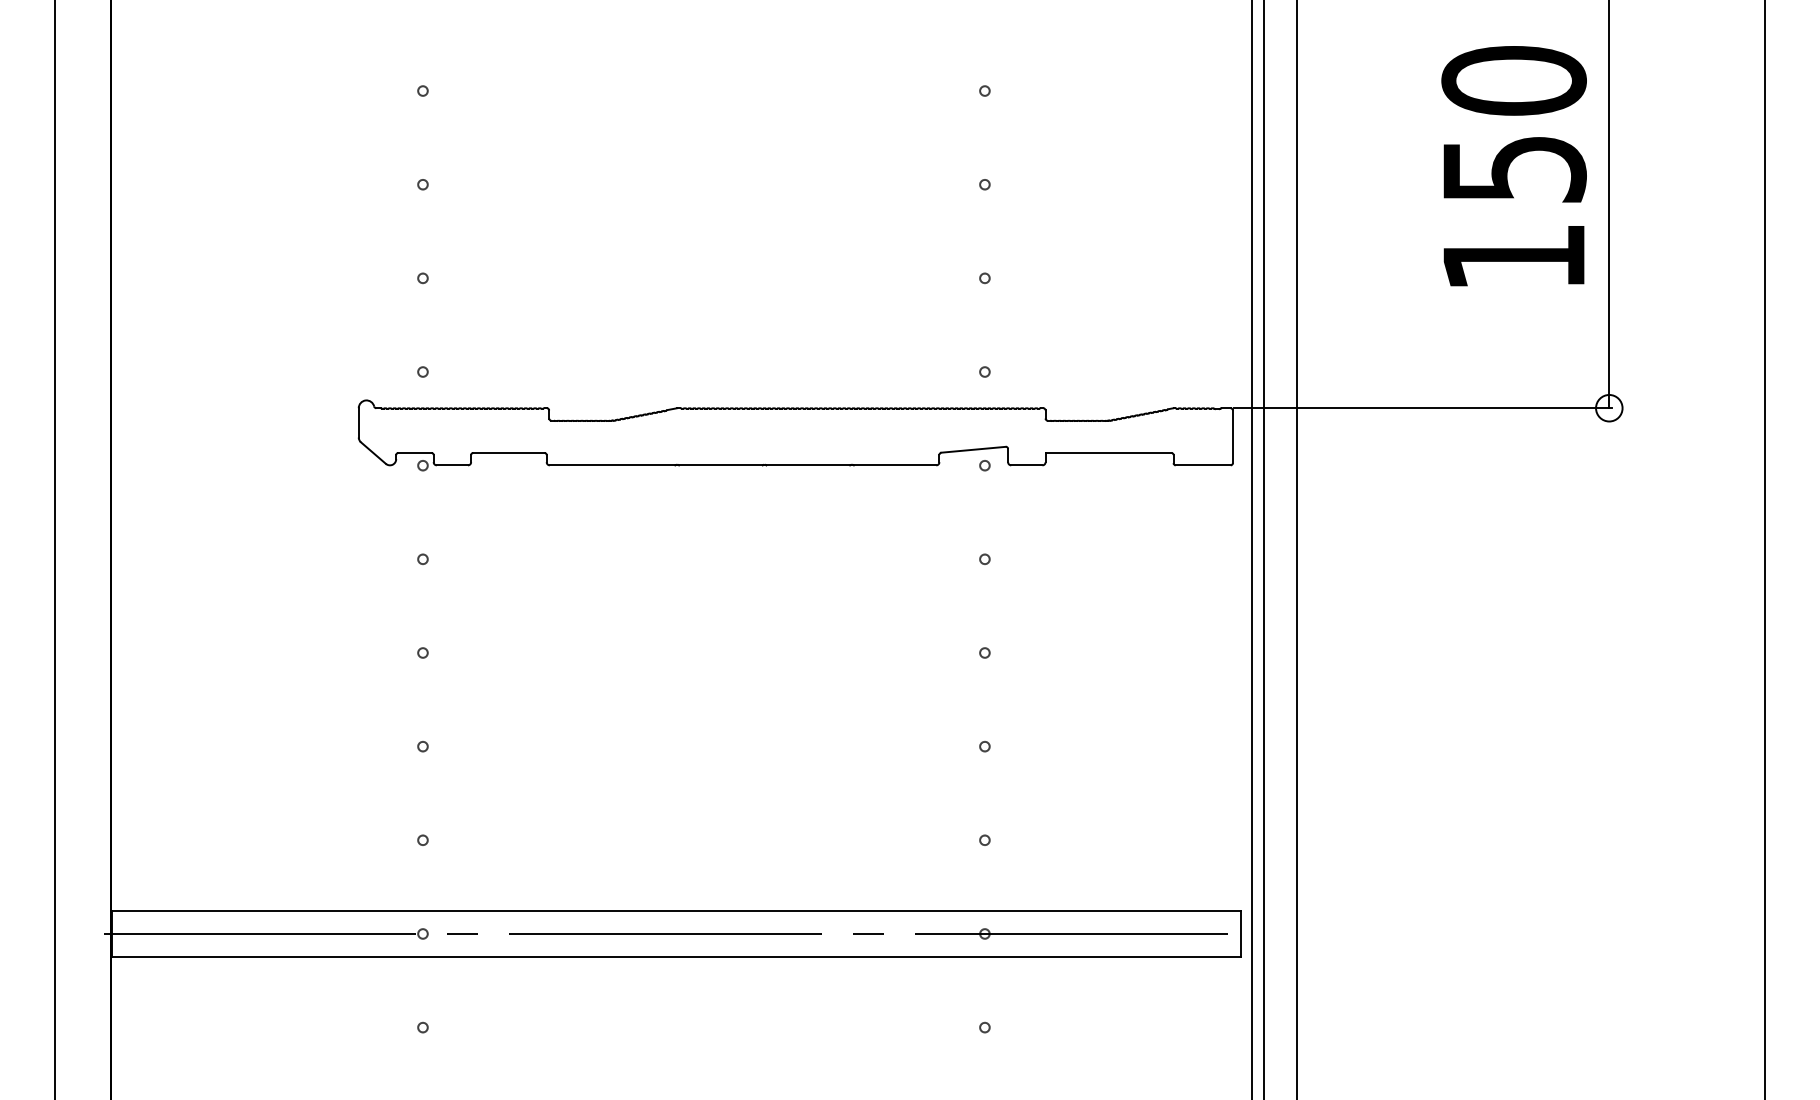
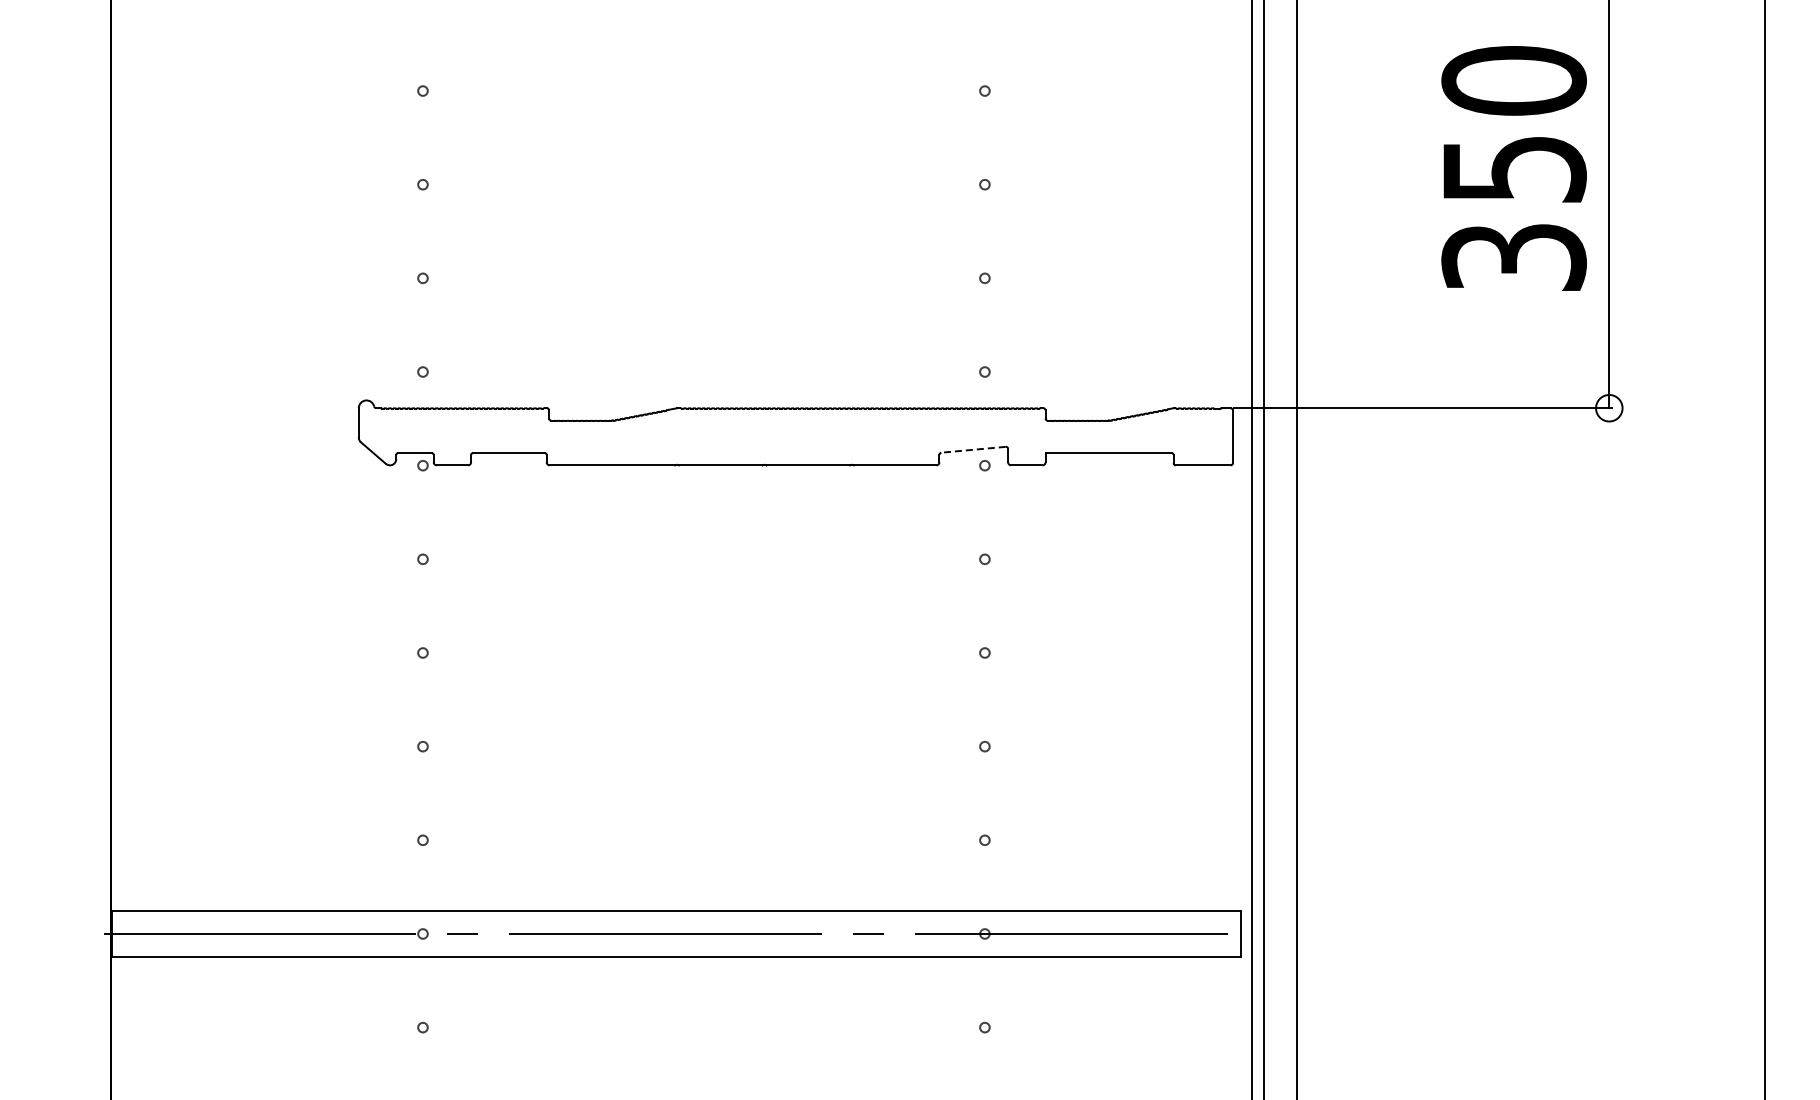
text: 150 -> 350 (1513, 257)
line: solid -> dashed (973, 449)
line: present -> none (54, 549)
